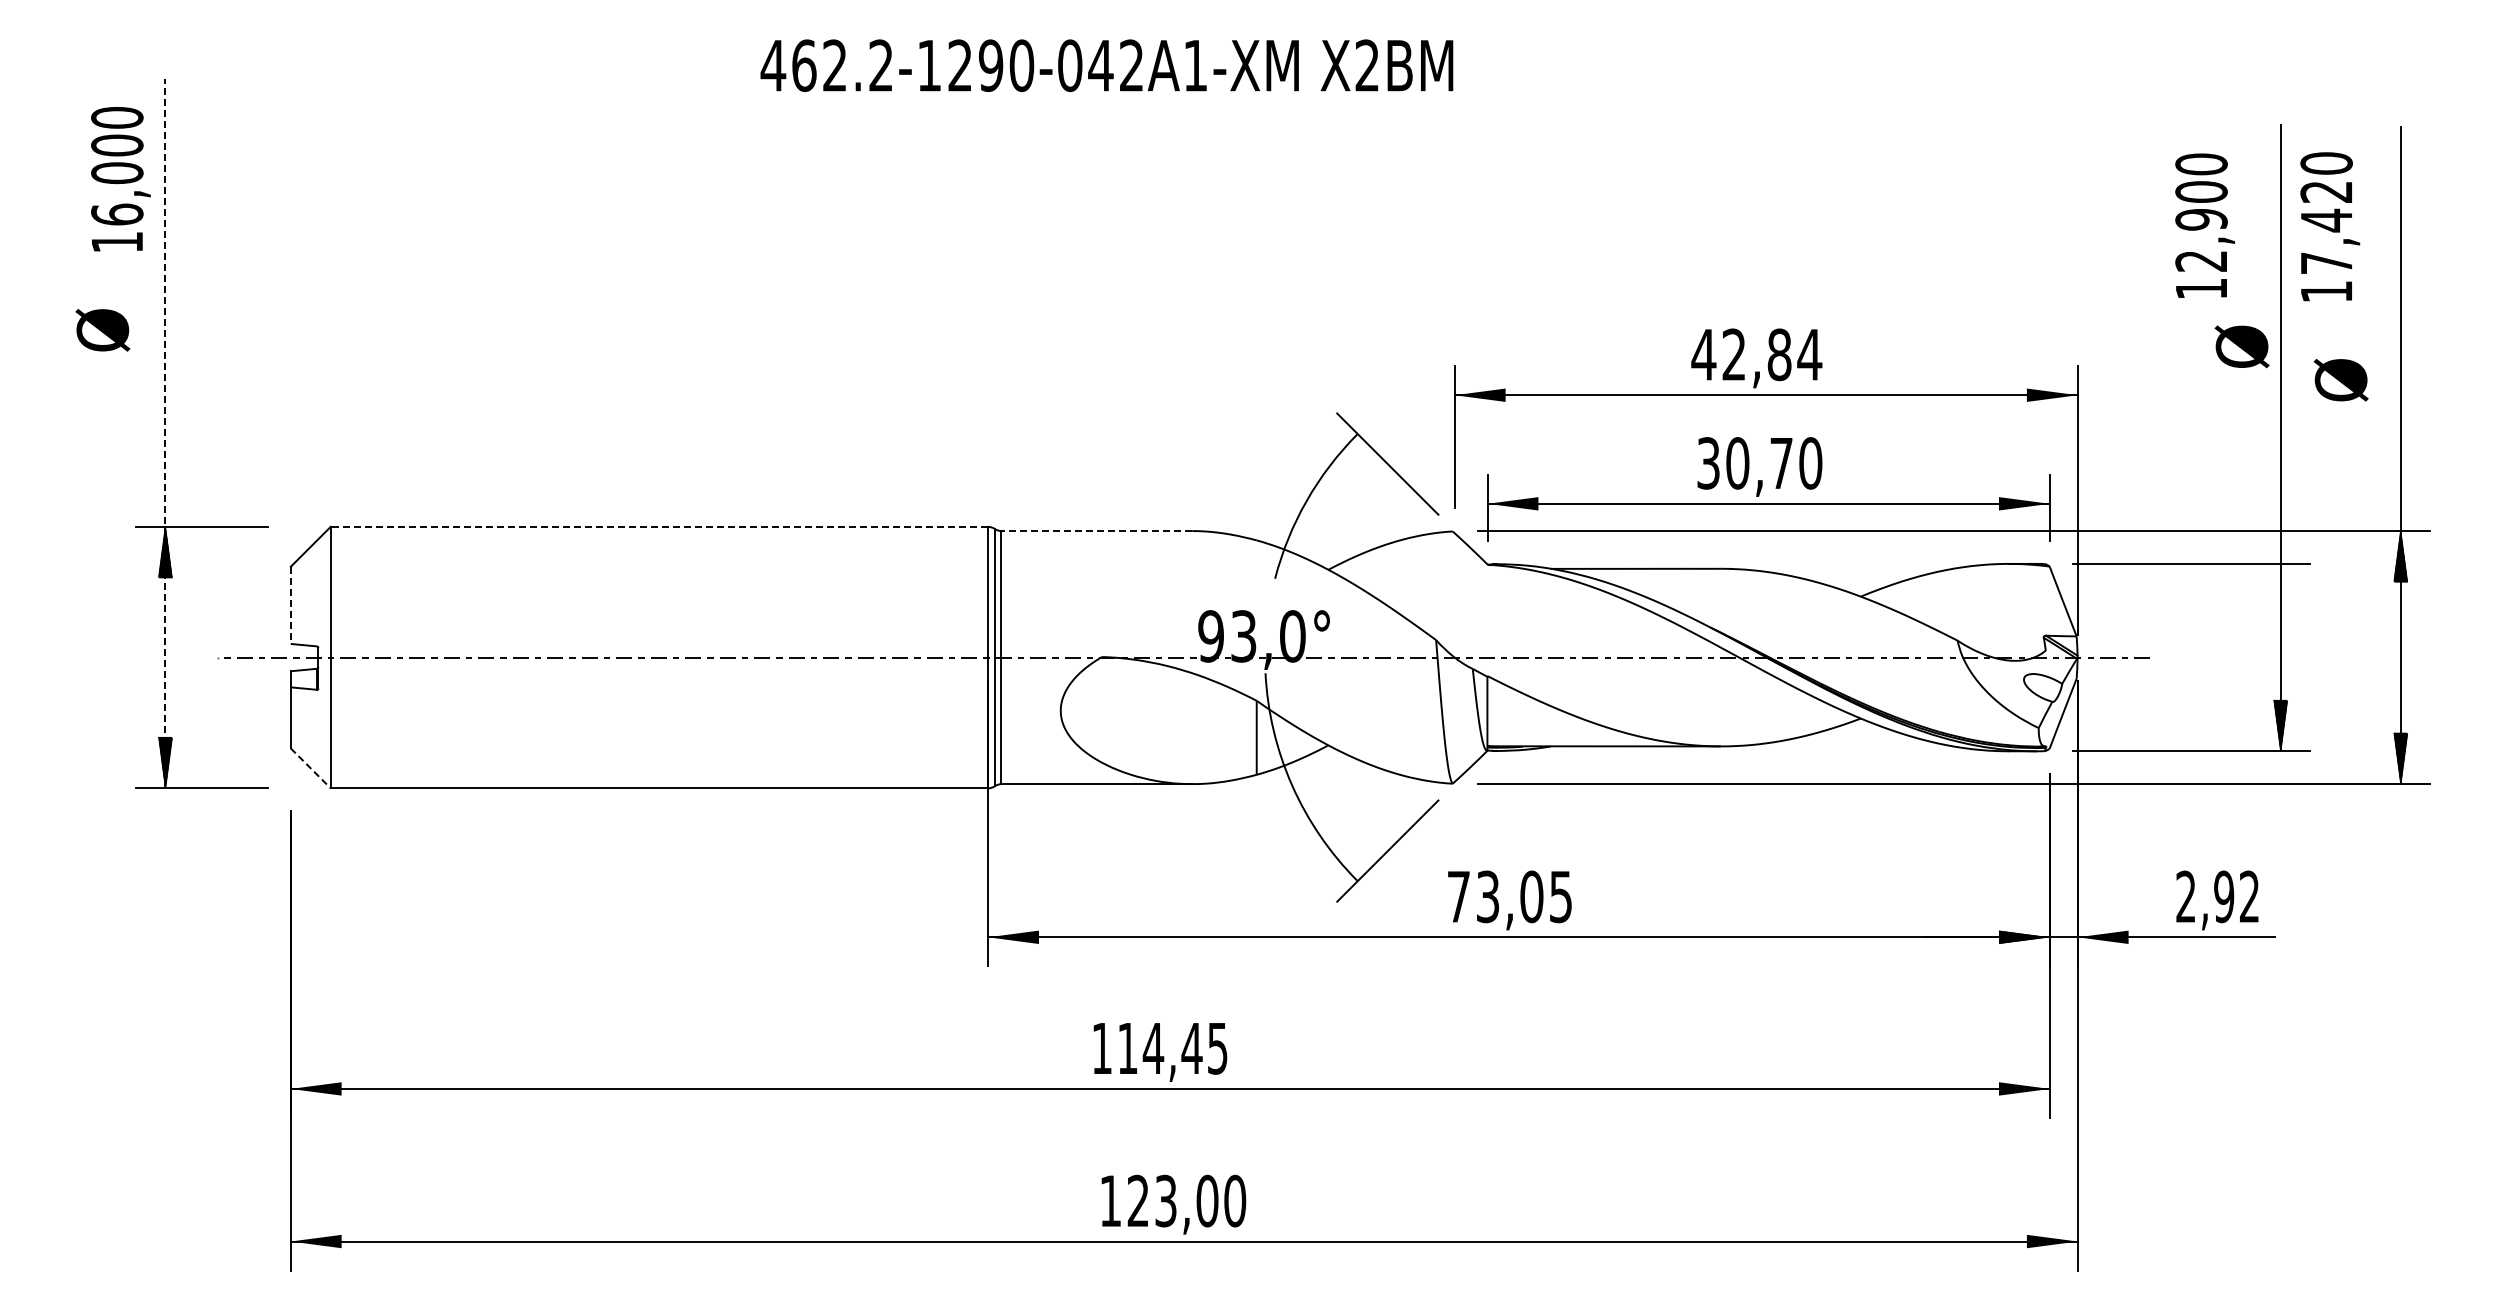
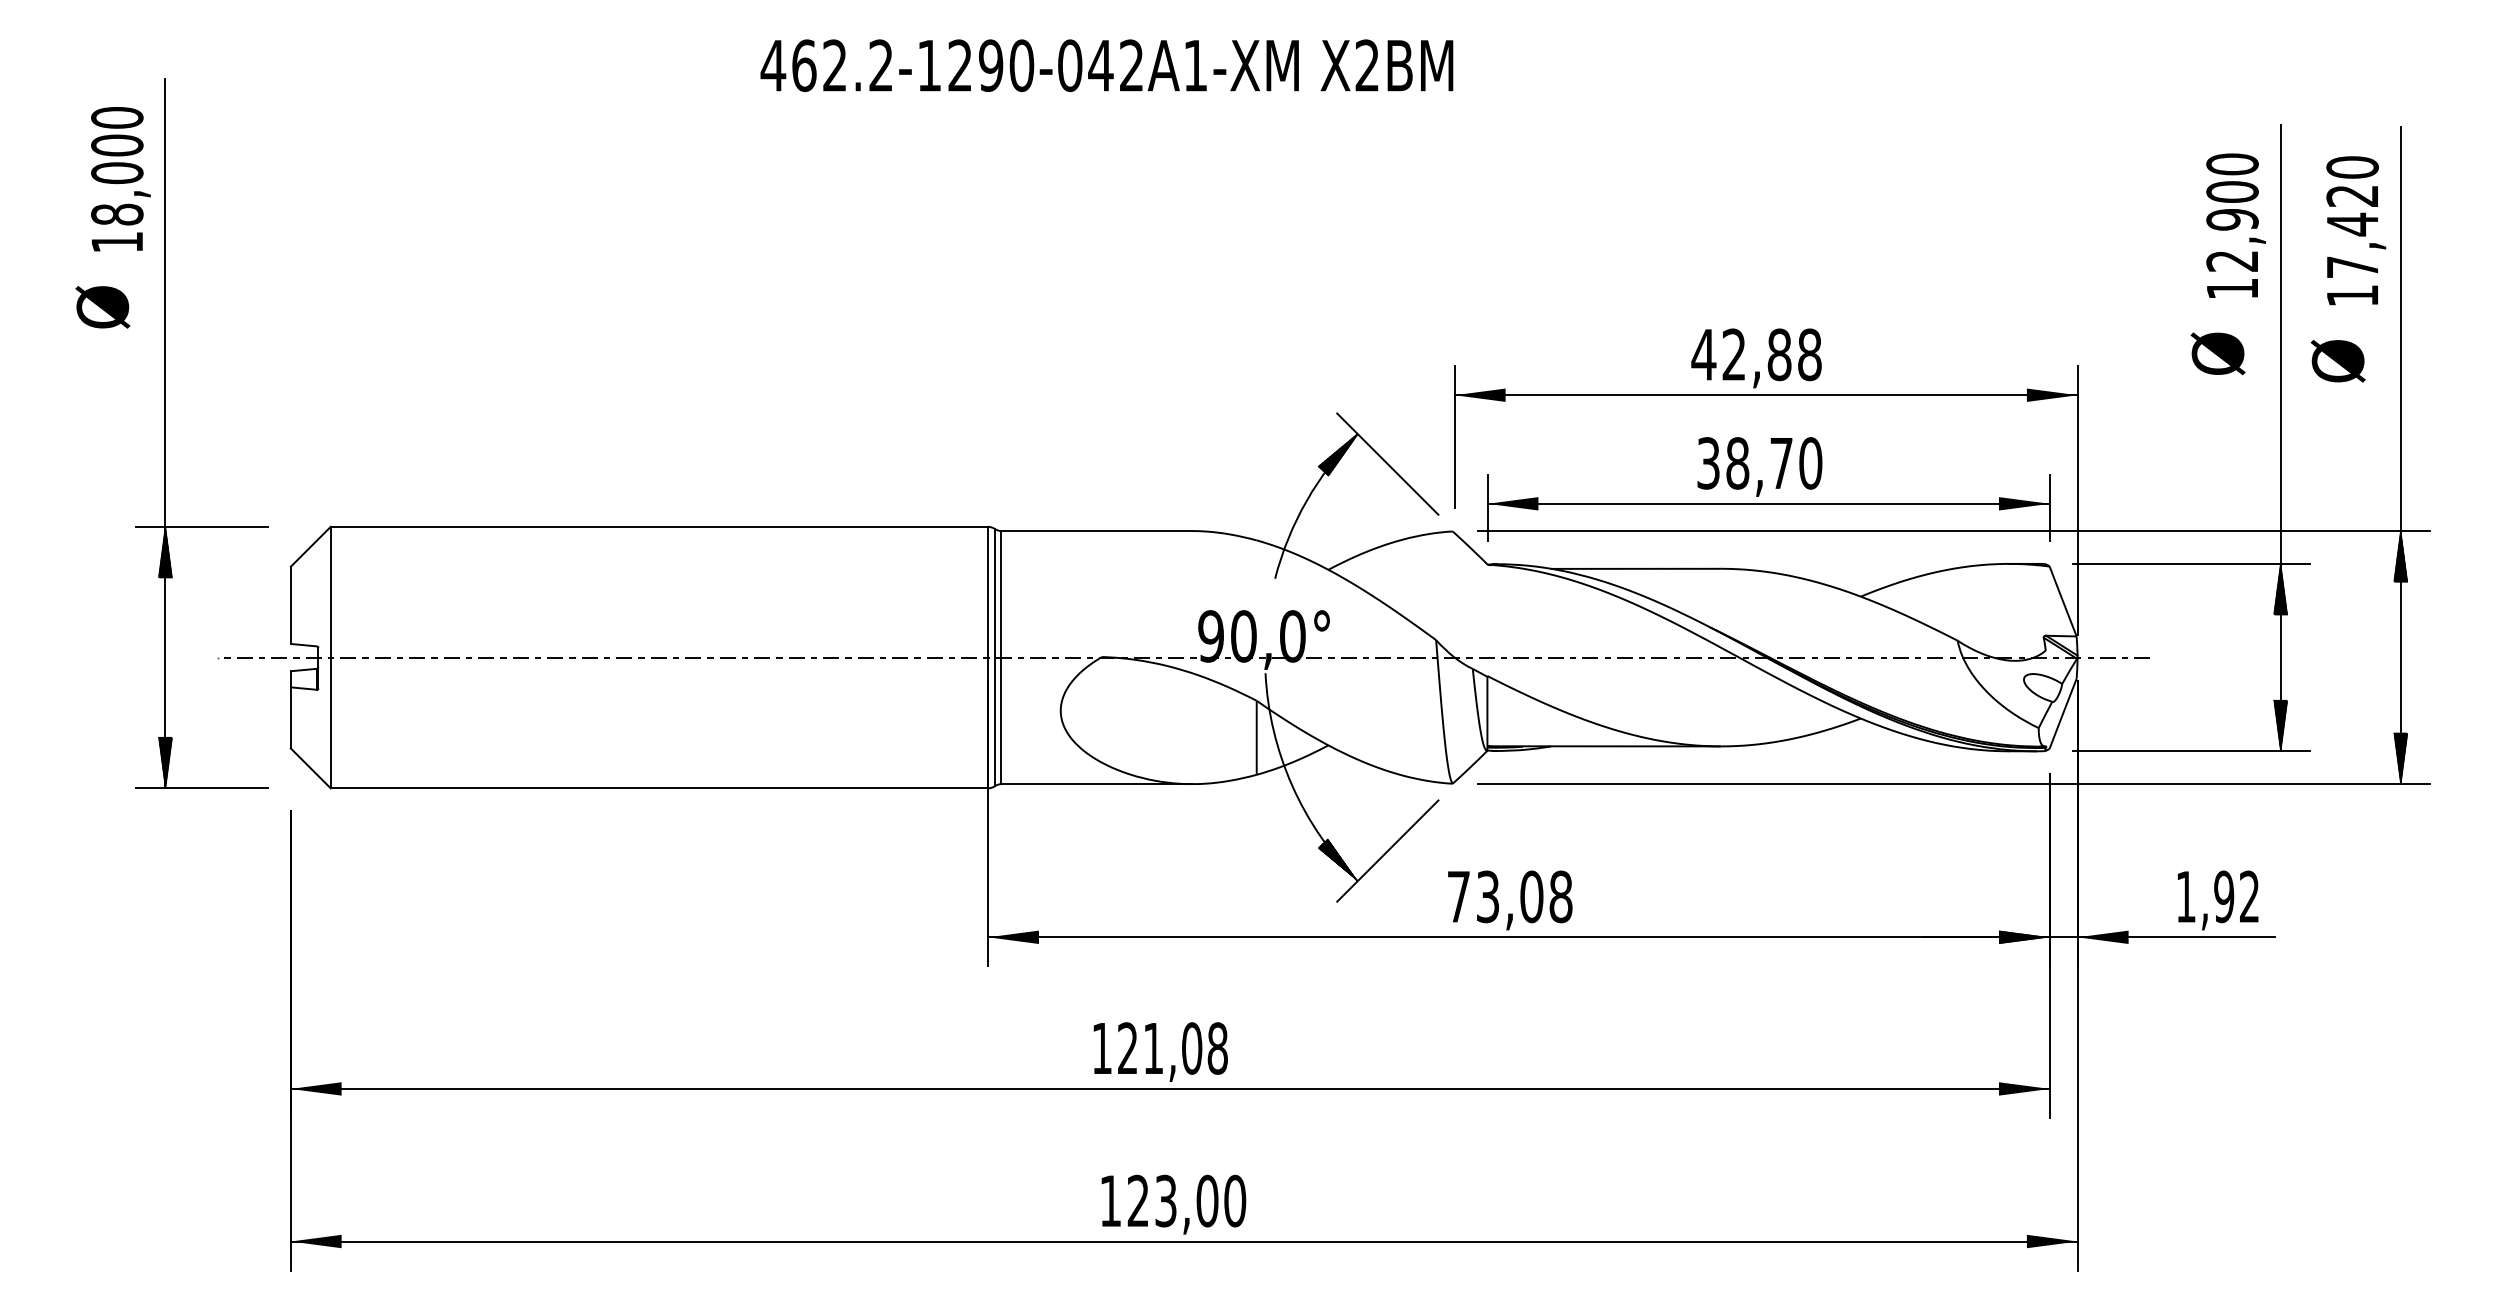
text: 16,000 -> 18,000 (117, 214)
text position: (2204, 225) -> (2235, 225) (2235, 225)
text position: (2330, 226) -> (2356, 230) (2356, 230)
text position: (102, 330) -> (102, 307) (102, 307)
text position: (2241, 346) -> (2217, 353) (2217, 353)
text: 42,84 -> 42,88 (1809, 354)
text position: (2340, 380) -> (2337, 361) (2337, 361)
line: dashed -> solid (165, 433)
hatch: none -> present (1337, 454)
text: 30,70 -> 38,70 (1737, 463)
line: dashed -> solid (659, 526)
line: dashed -> solid (1096, 531)
hatch: none -> present (2280, 589)
line: dashed -> solid (290, 605)
text: 93,0° -> 90,0° (1243, 636)
line: dashed -> solid (311, 768)
hatch: none -> present (1337, 860)
text: 73,05 -> 73,08 (1560, 896)
text: 2,92 -> 1,92 (2185, 896)
text: 114,45 -> 121,08 (1172, 1048)
